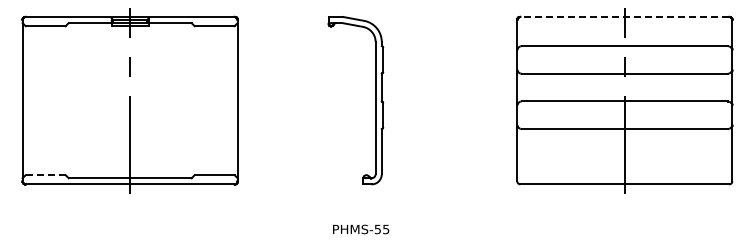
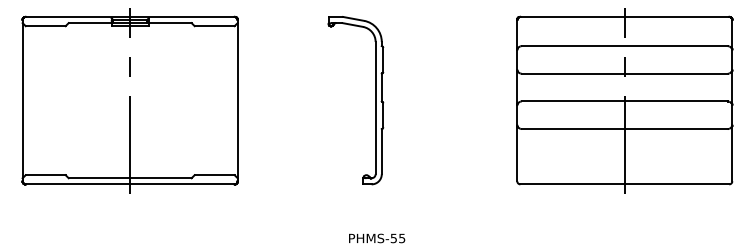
line: dashed -> solid (624, 16)
line: dashed -> solid (45, 175)
text position: (361, 229) -> (377, 238) (377, 238)
